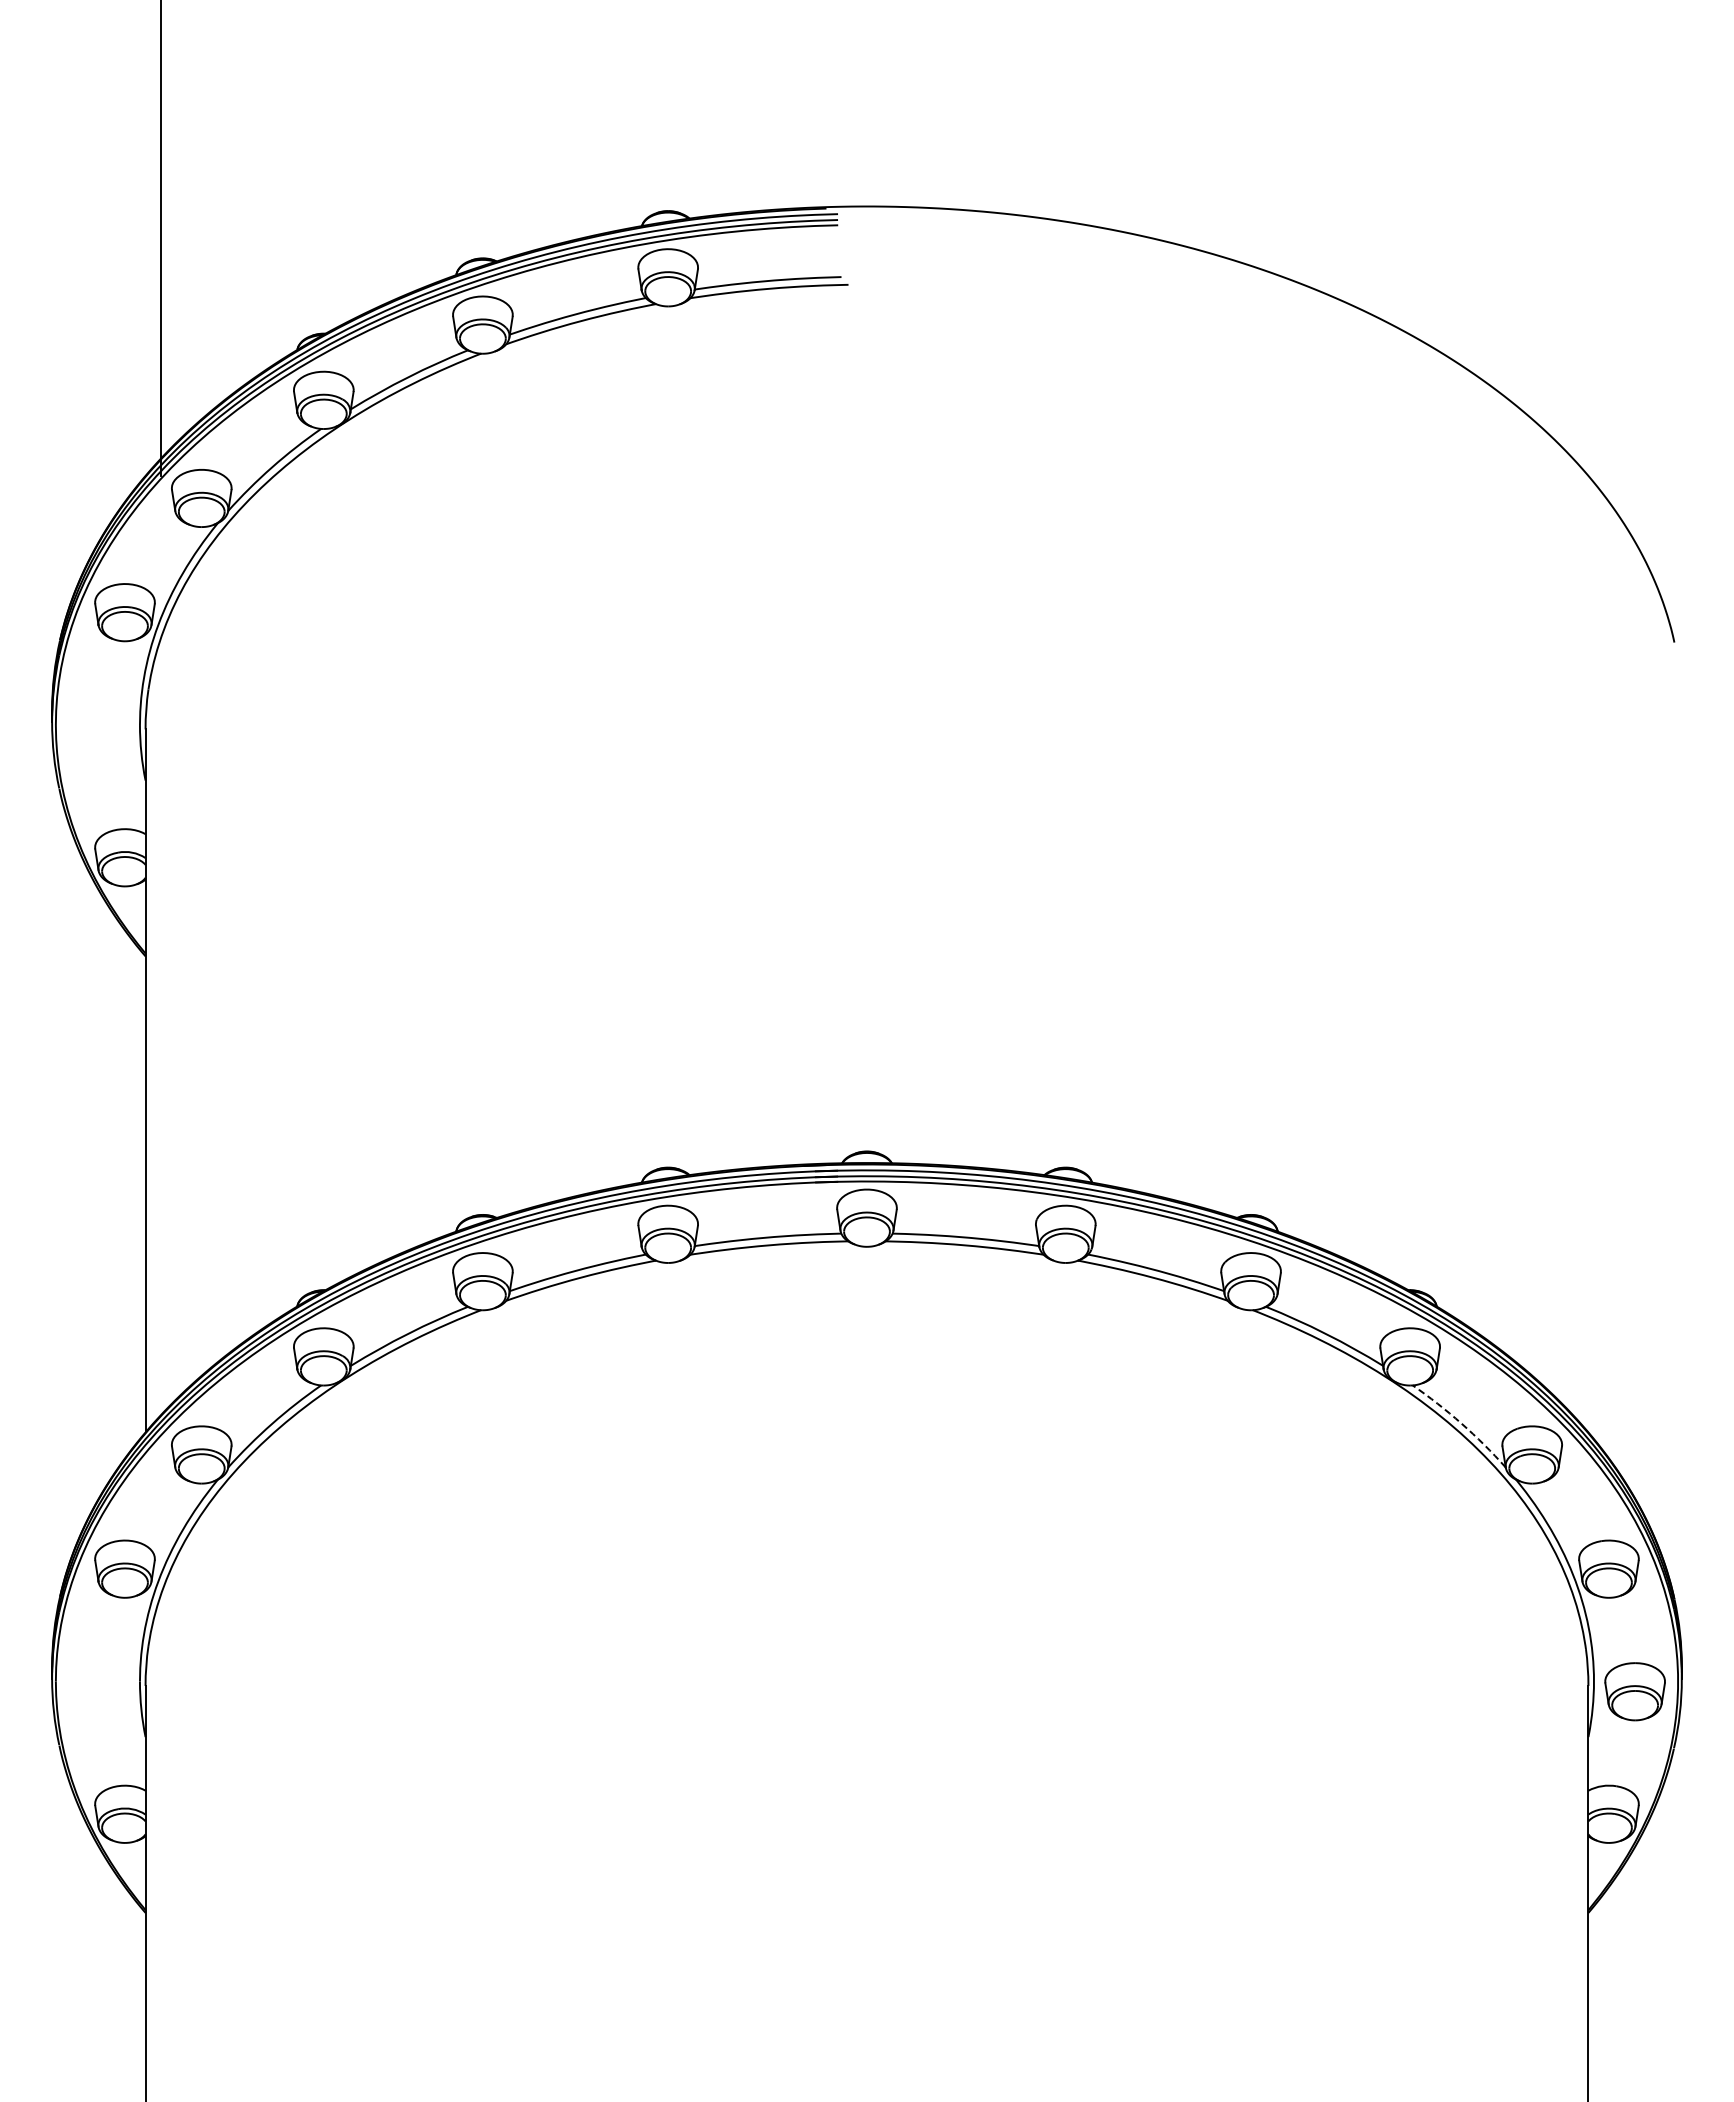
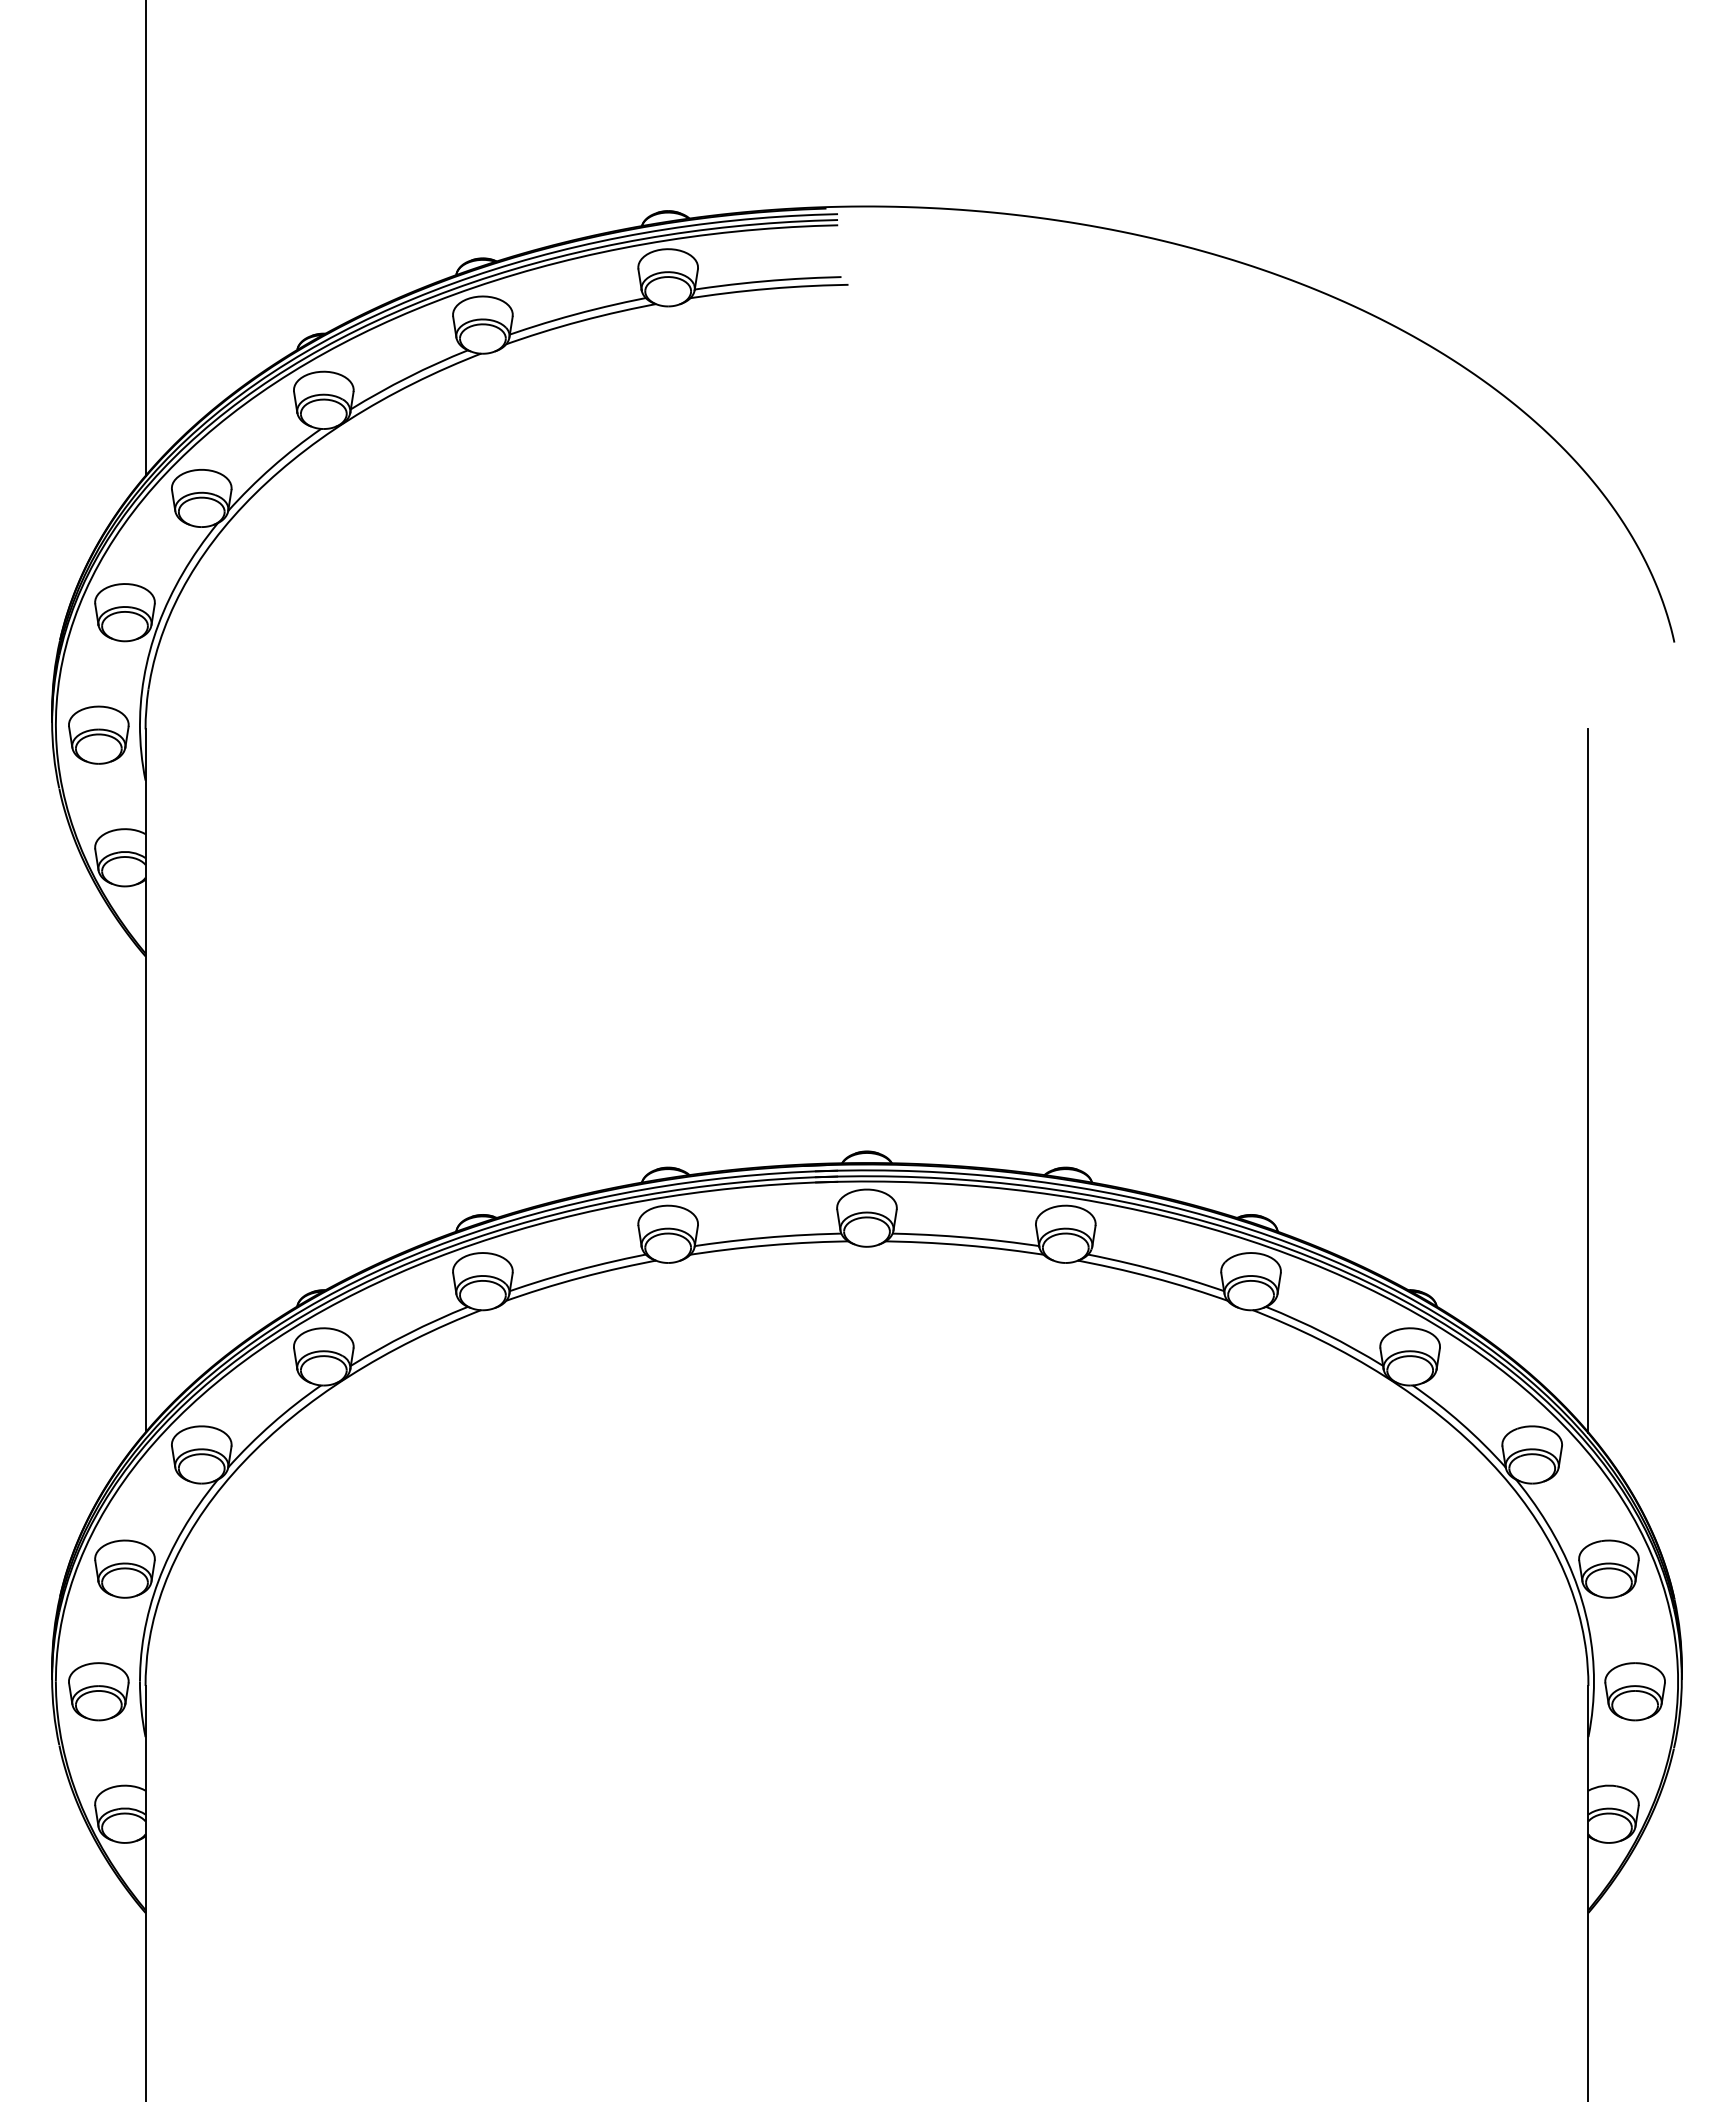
line position: (160, 238) -> (145, 238) (145, 238)
part: none -> present (98, 734)
line: none -> present (1588, 1080)
arc: dashed -> solid (1461, 1423)
part: none -> present (98, 1691)
